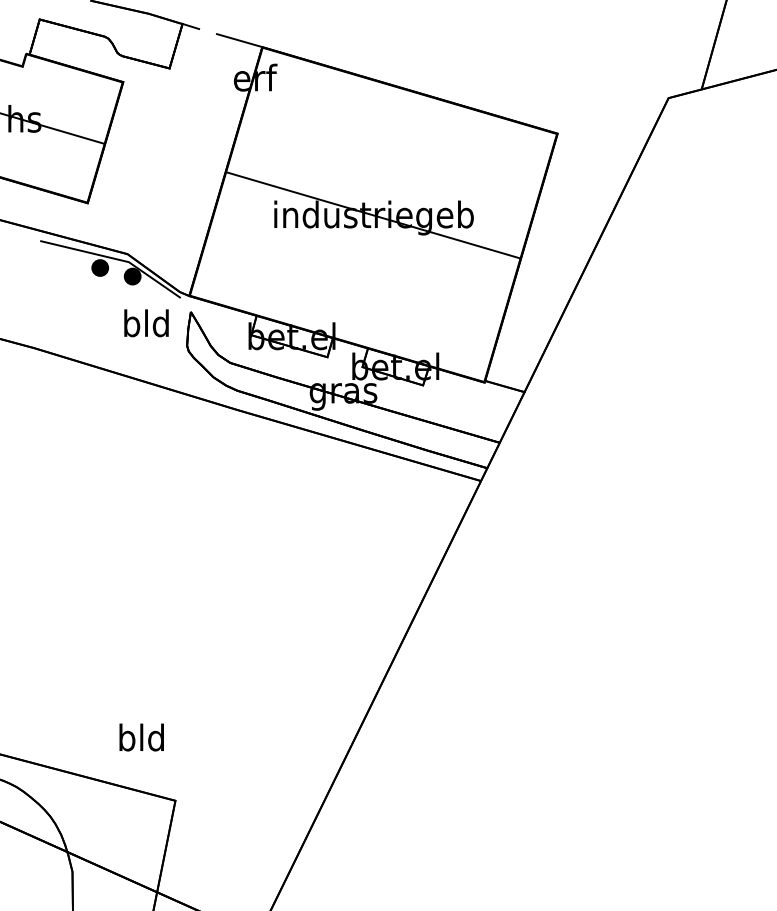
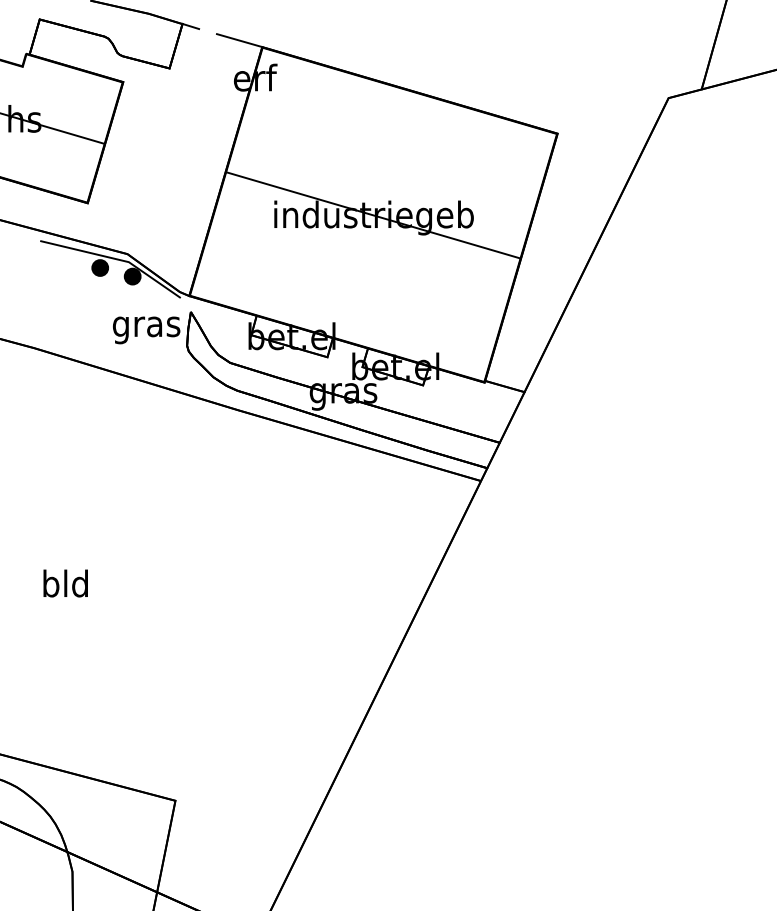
text: bld -> gras (146, 326)
text position: (141, 737) -> (65, 583) (65, 583)
